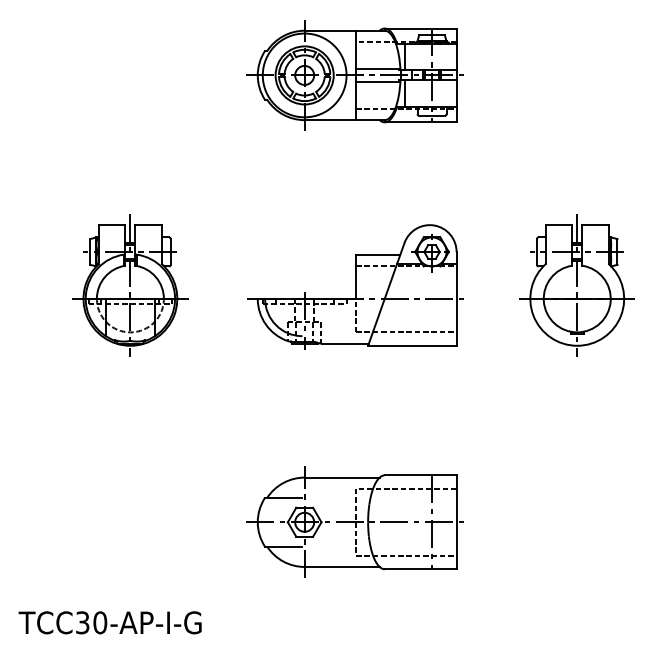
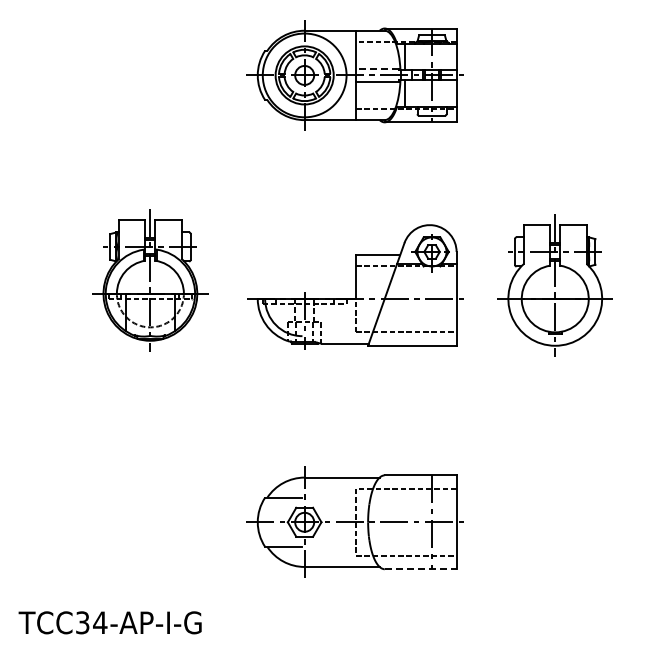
line: solid -> dashed (377, 68)
part position: (130, 285) -> (150, 280) (150, 280)
part position: (576, 285) -> (554, 285) (554, 285)
line: solid -> dashed (420, 569)
text: TCC30-AP-I-G -> TCC34-AP-I-G (100, 622)
